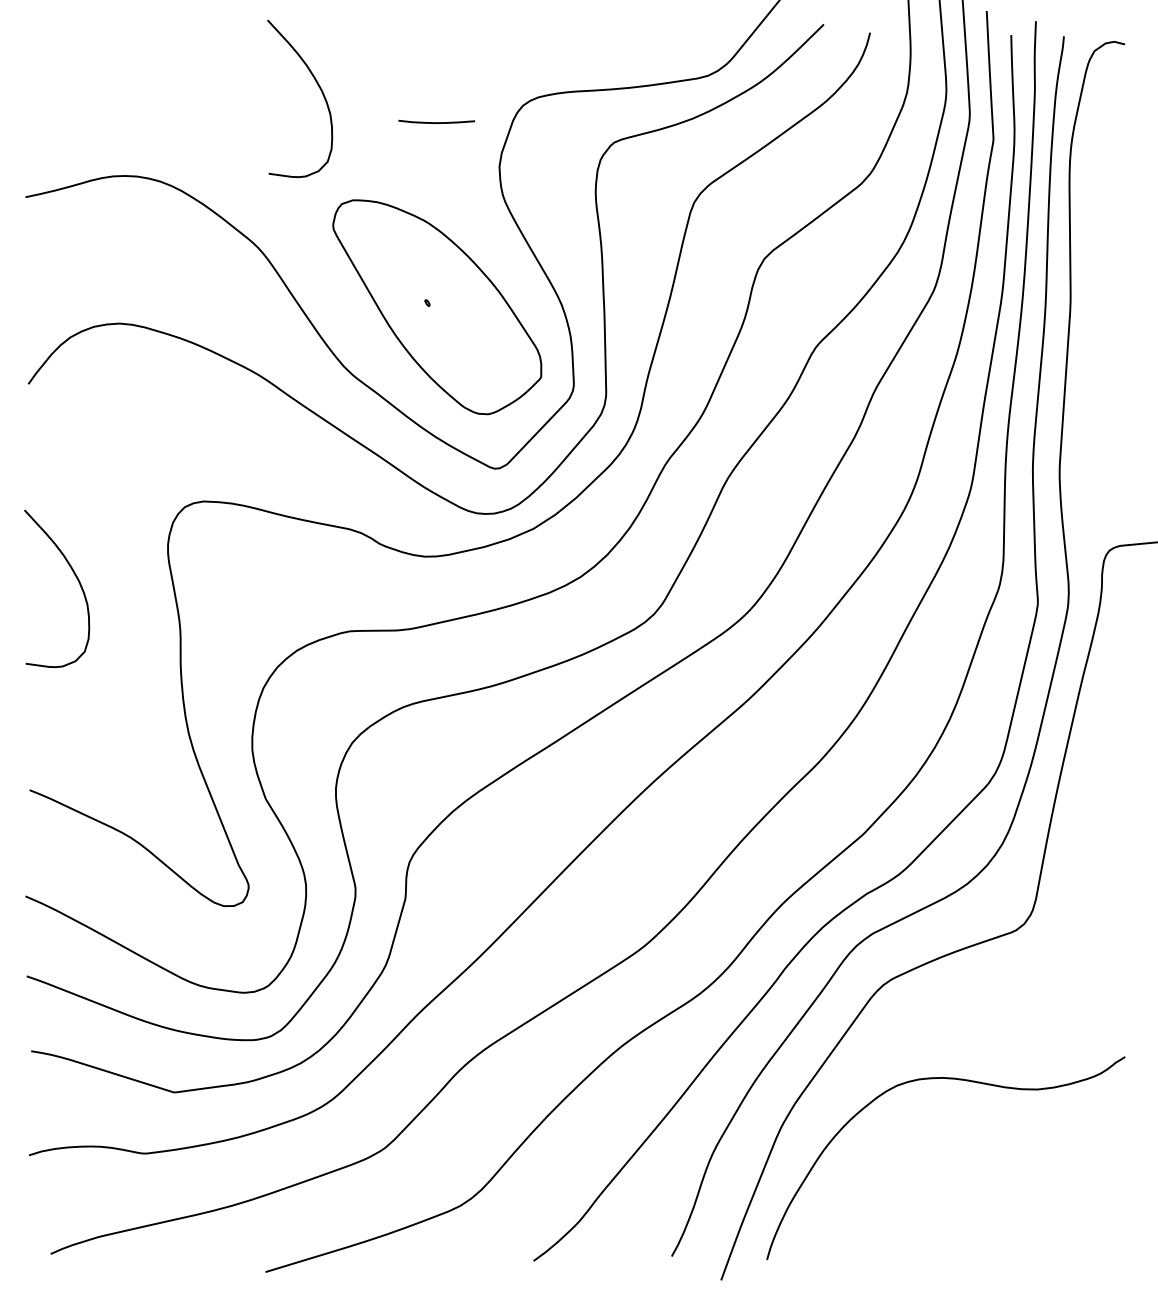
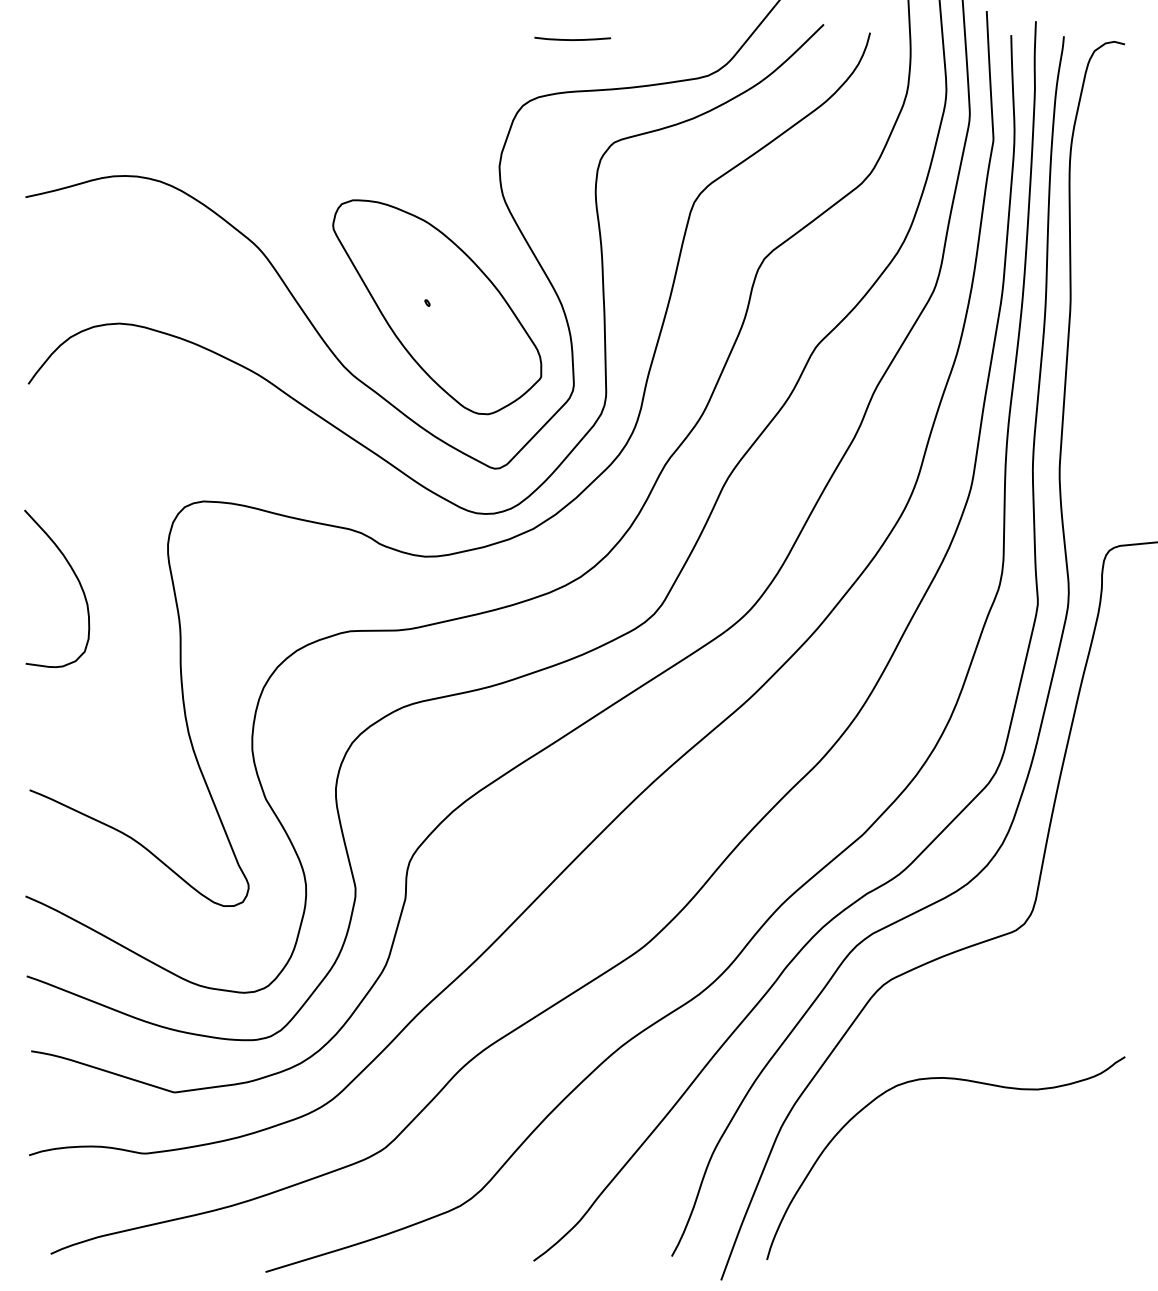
curve: present -> none (317, 85)
curve position: (436, 122) -> (572, 39) (572, 39)
